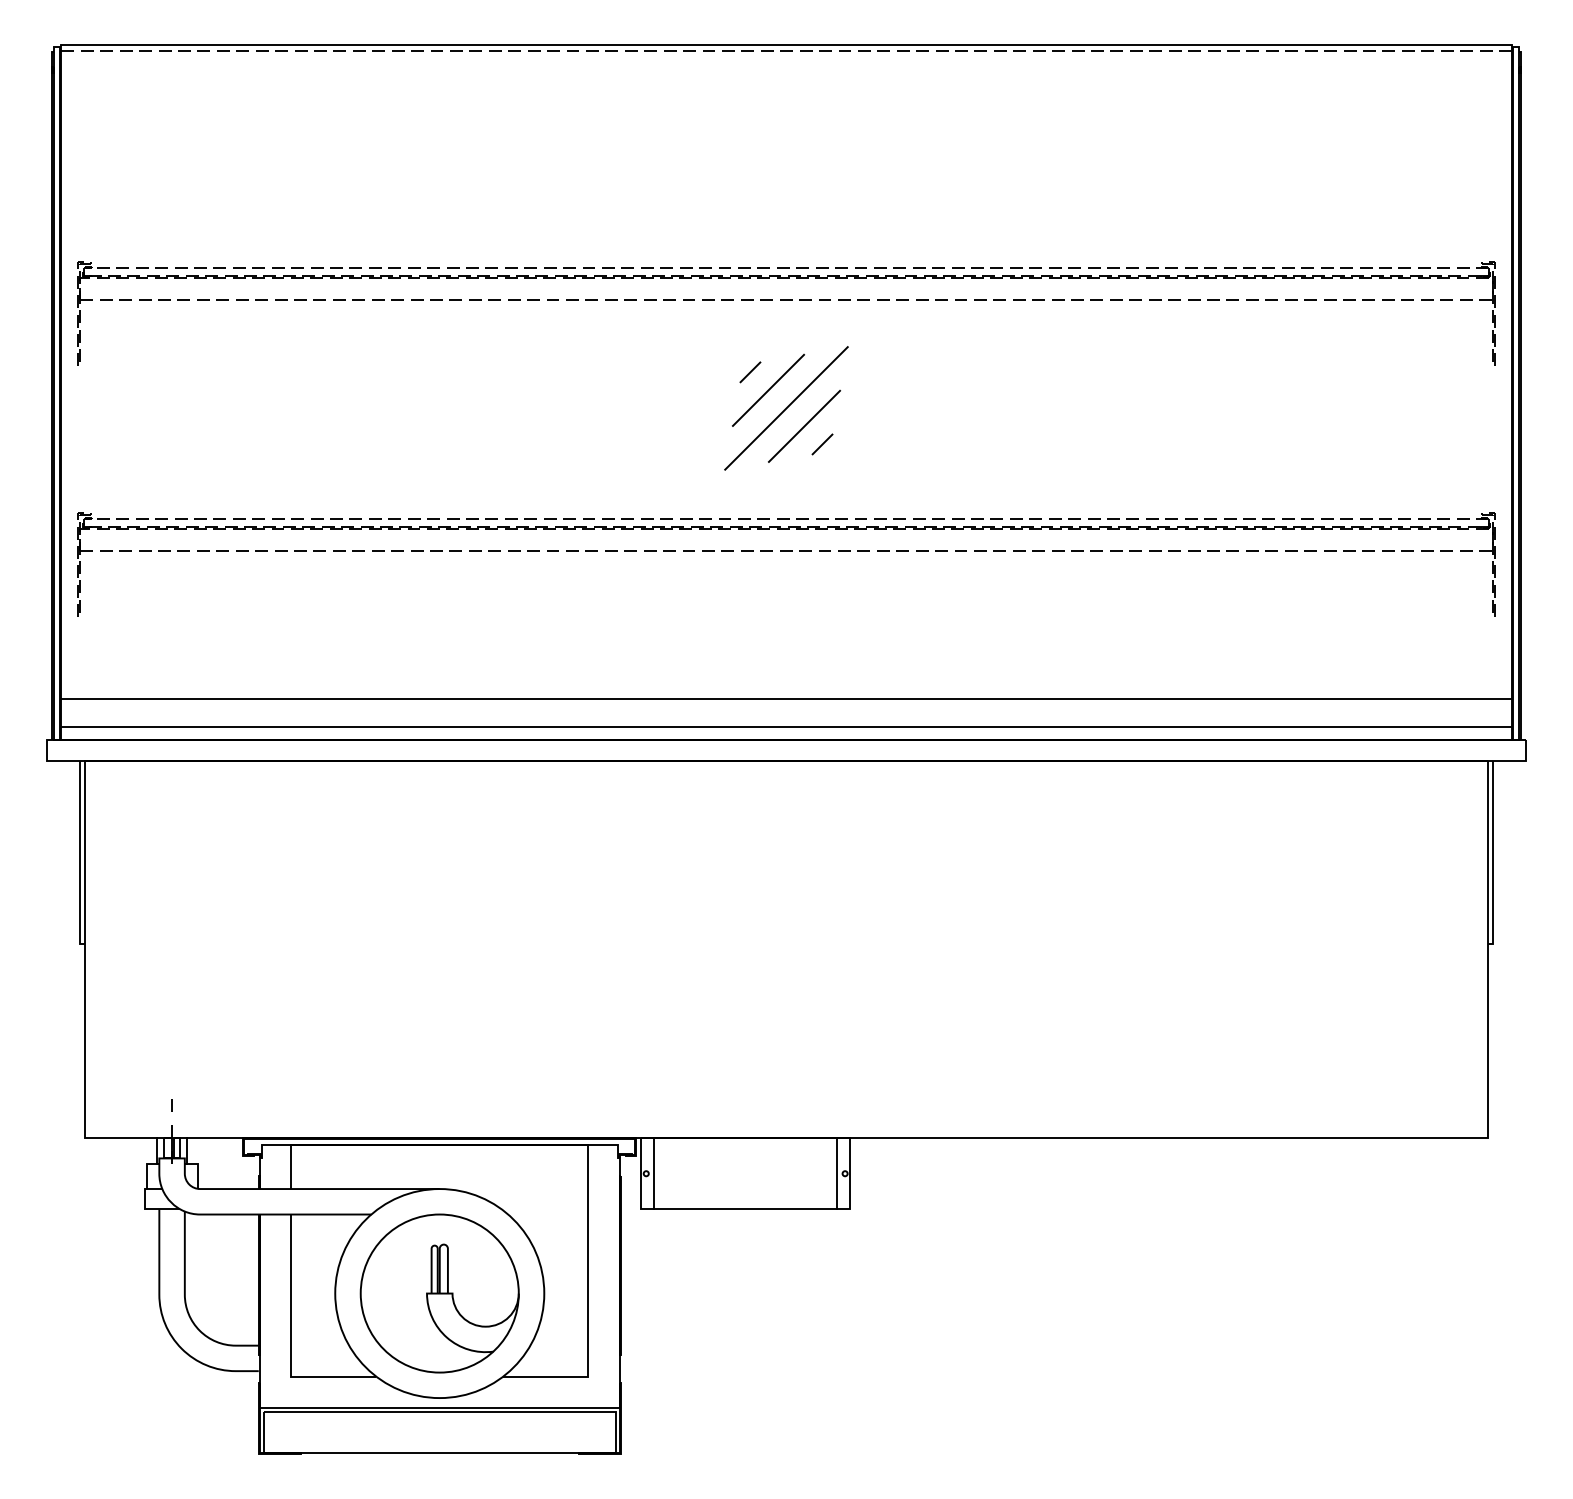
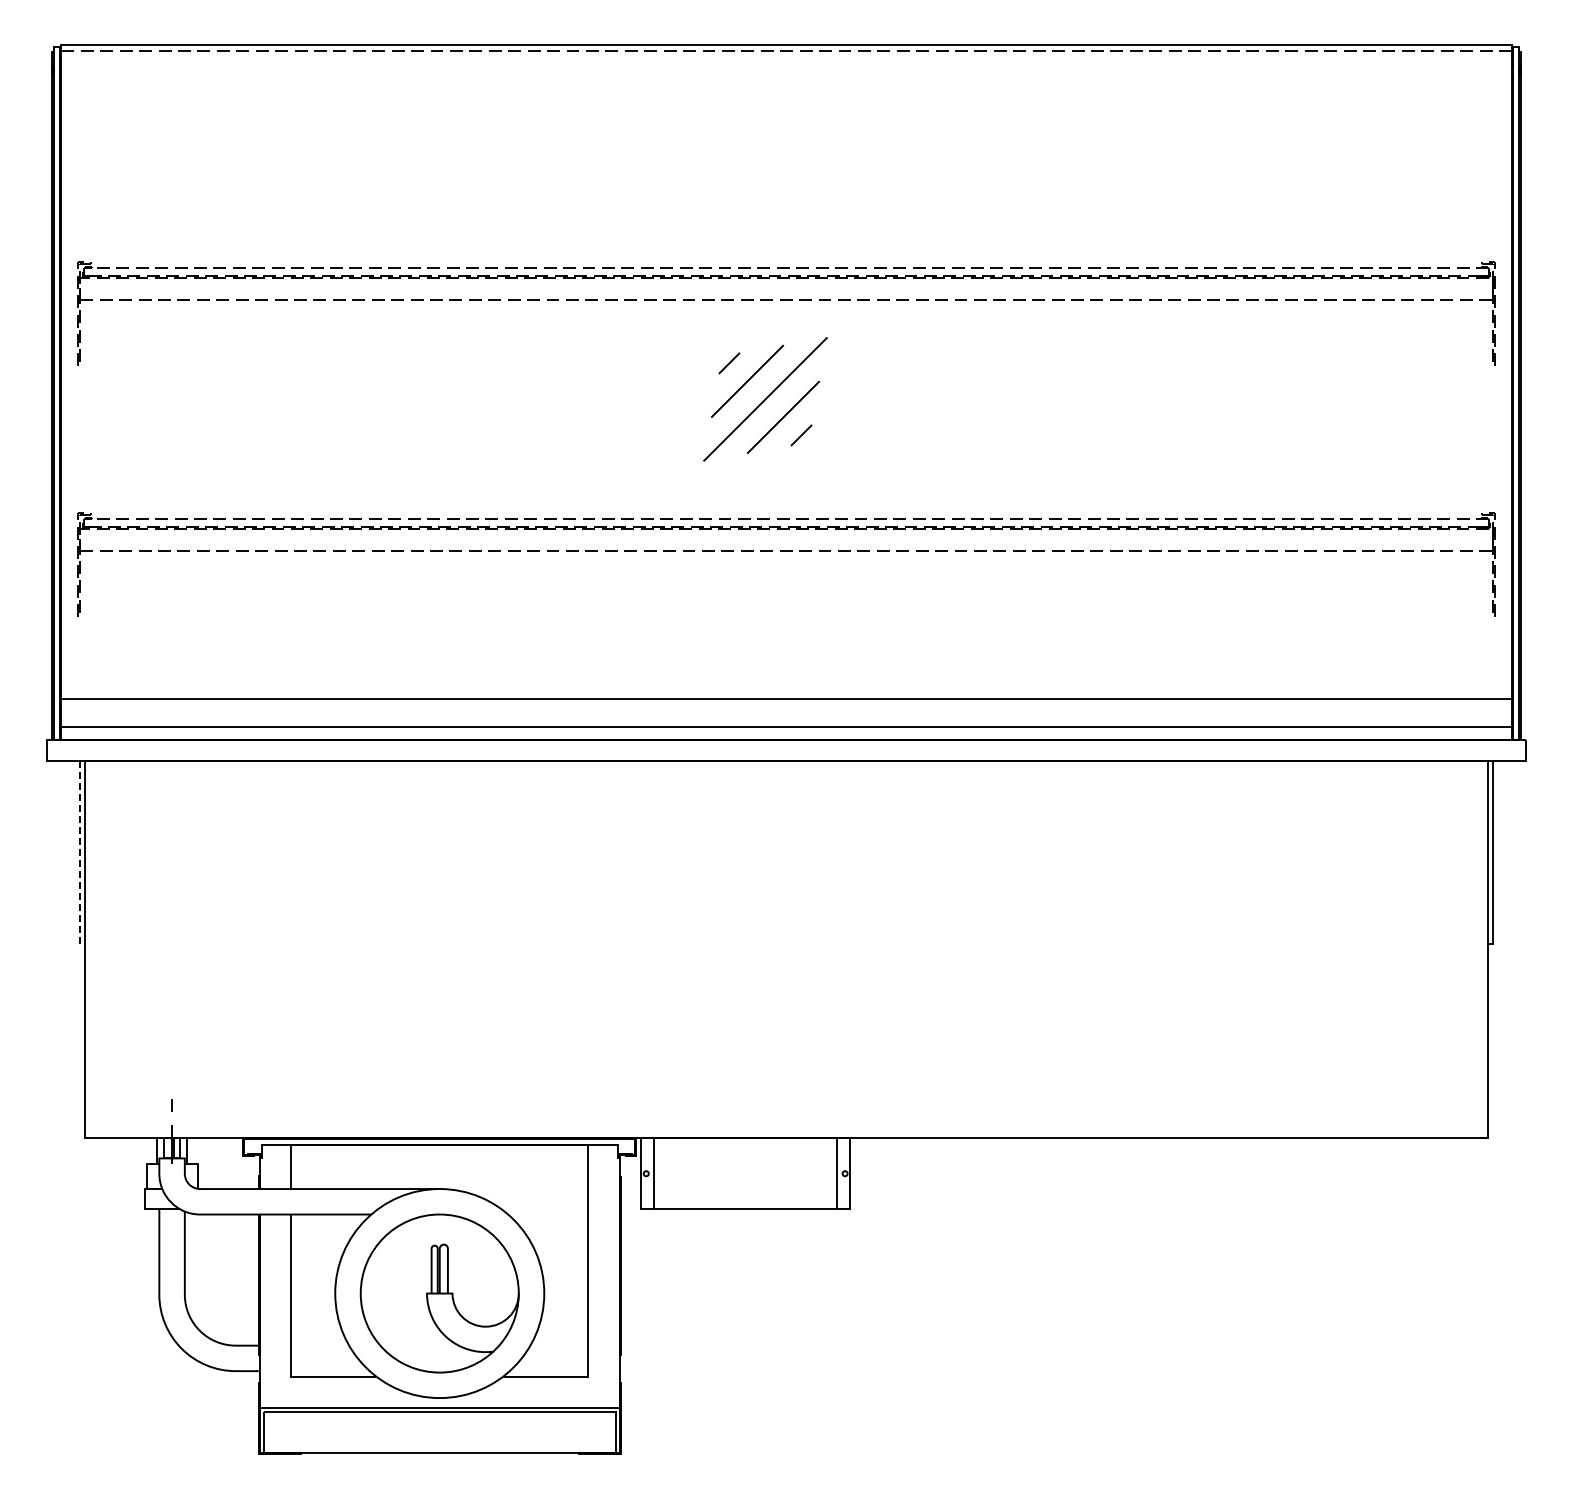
part position: (786, 408) -> (765, 399) (765, 399)
line: solid -> dashed (80, 856)
